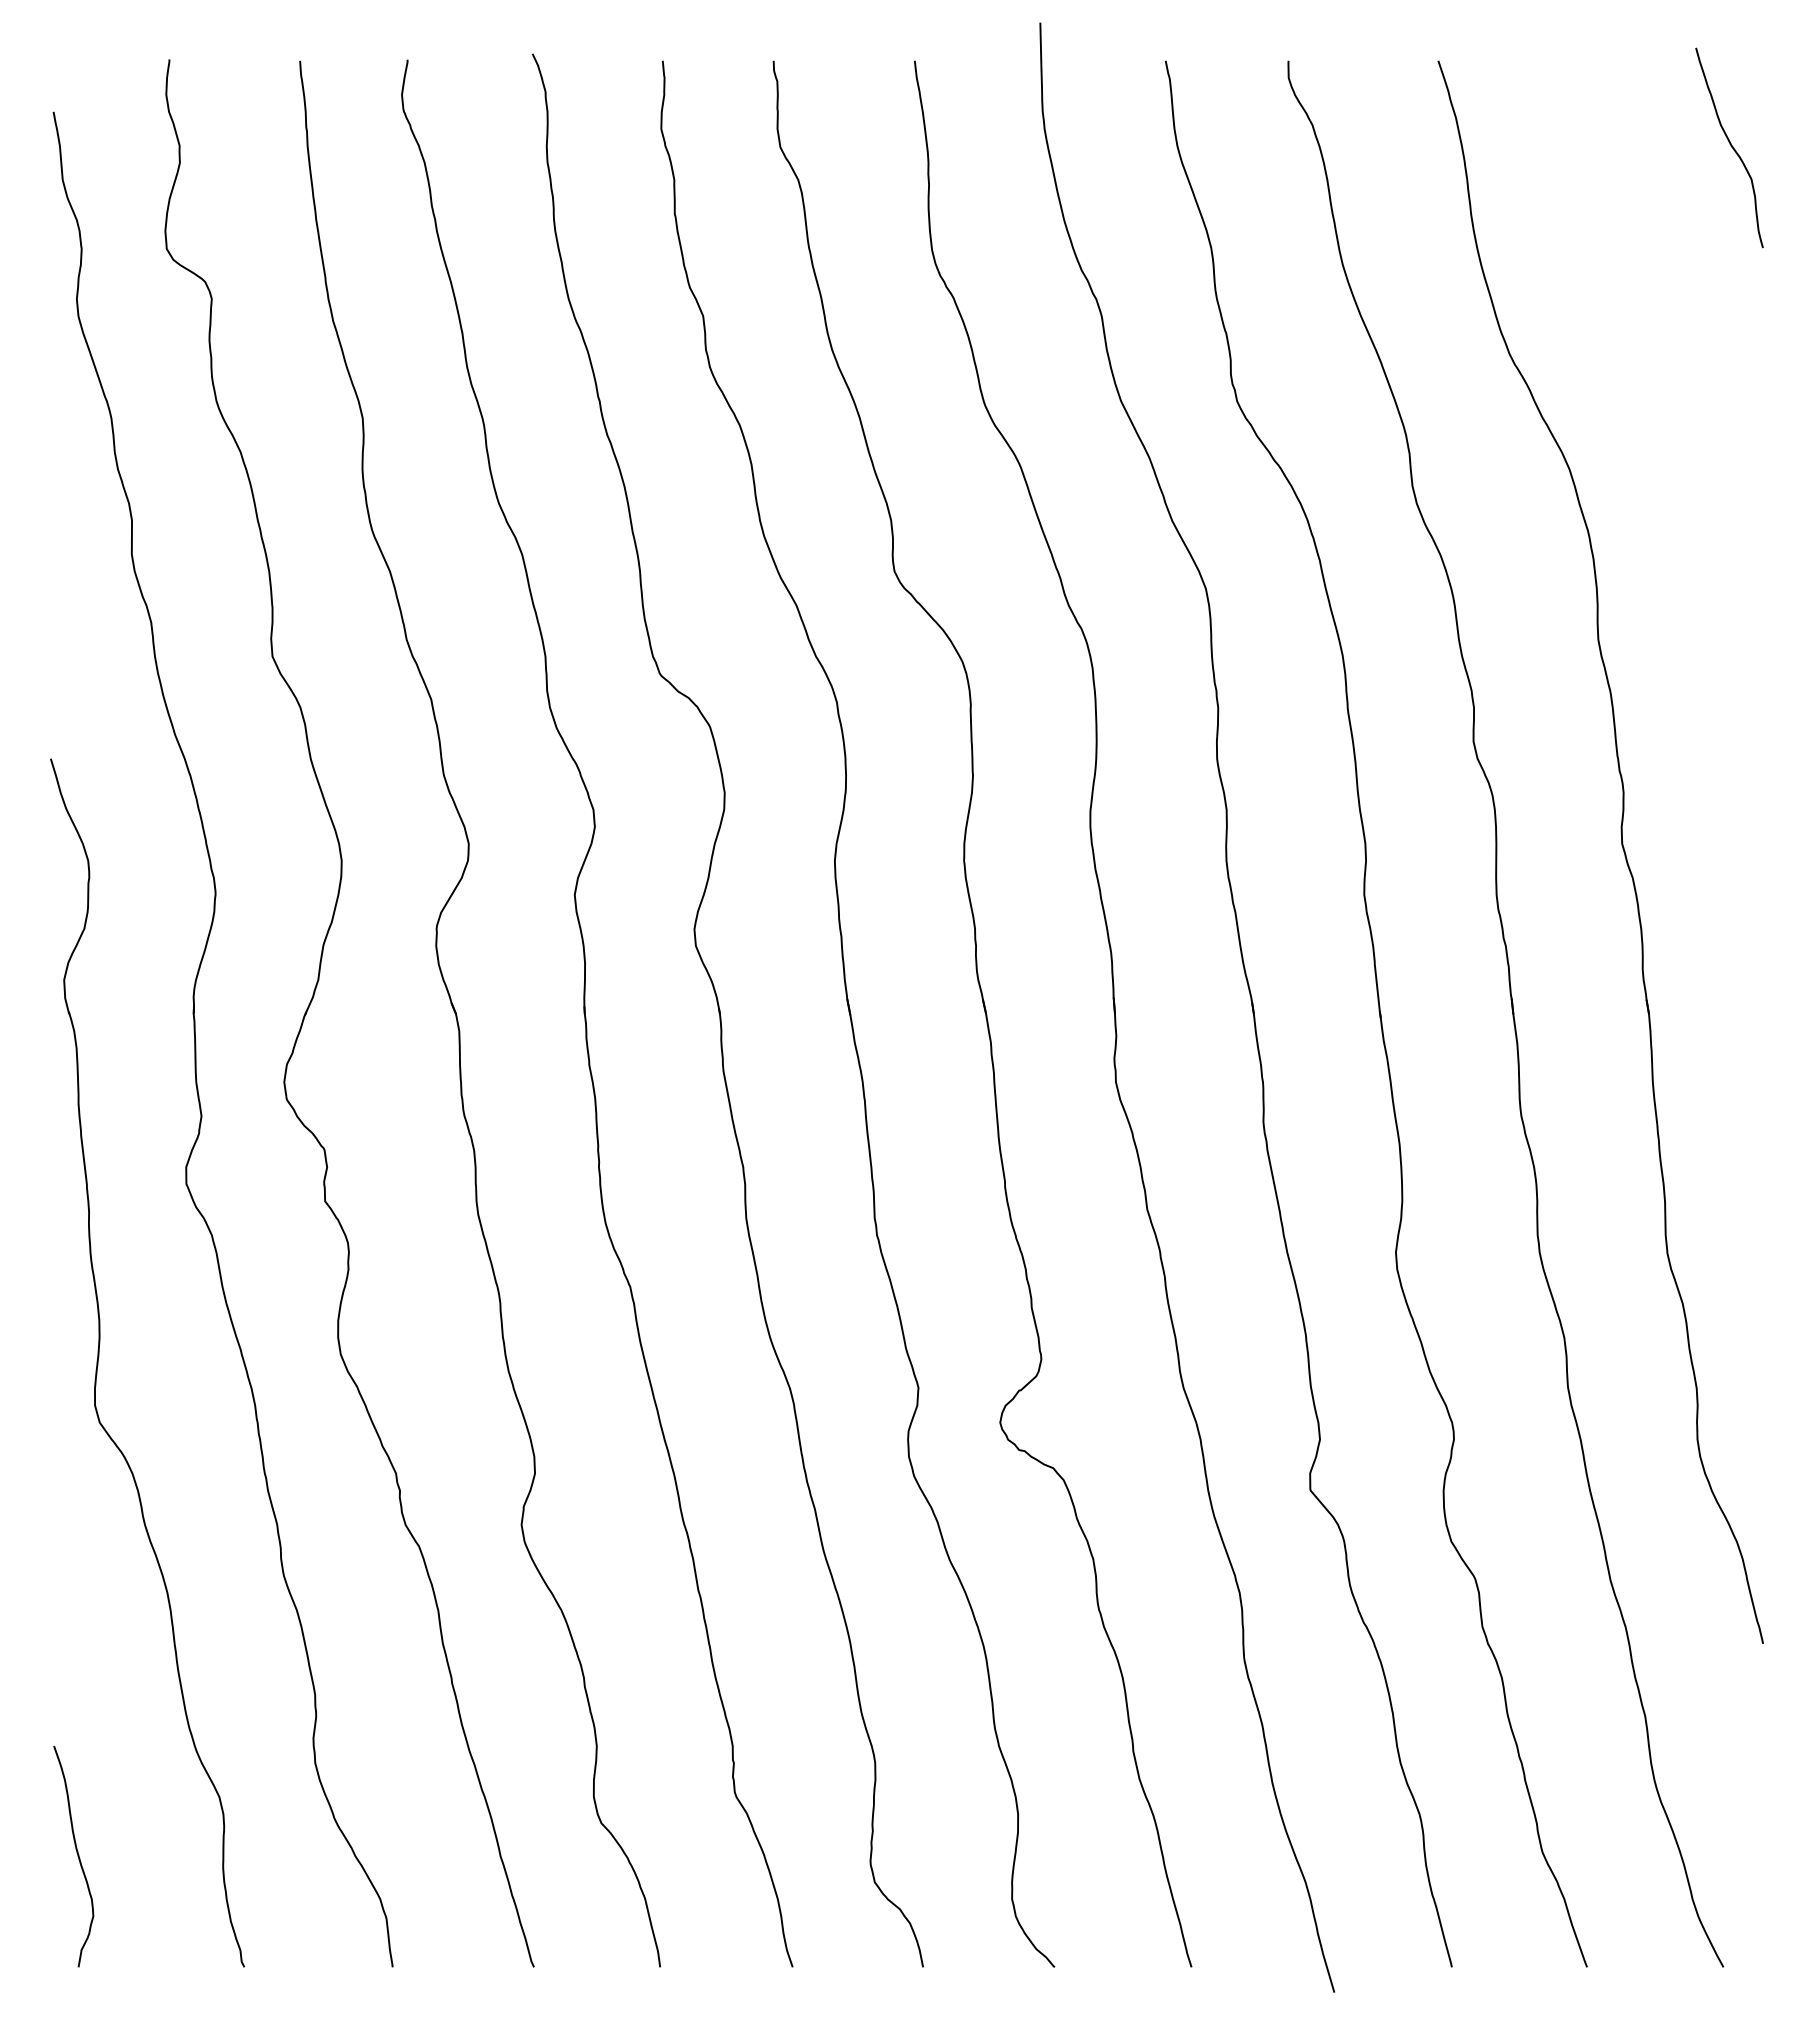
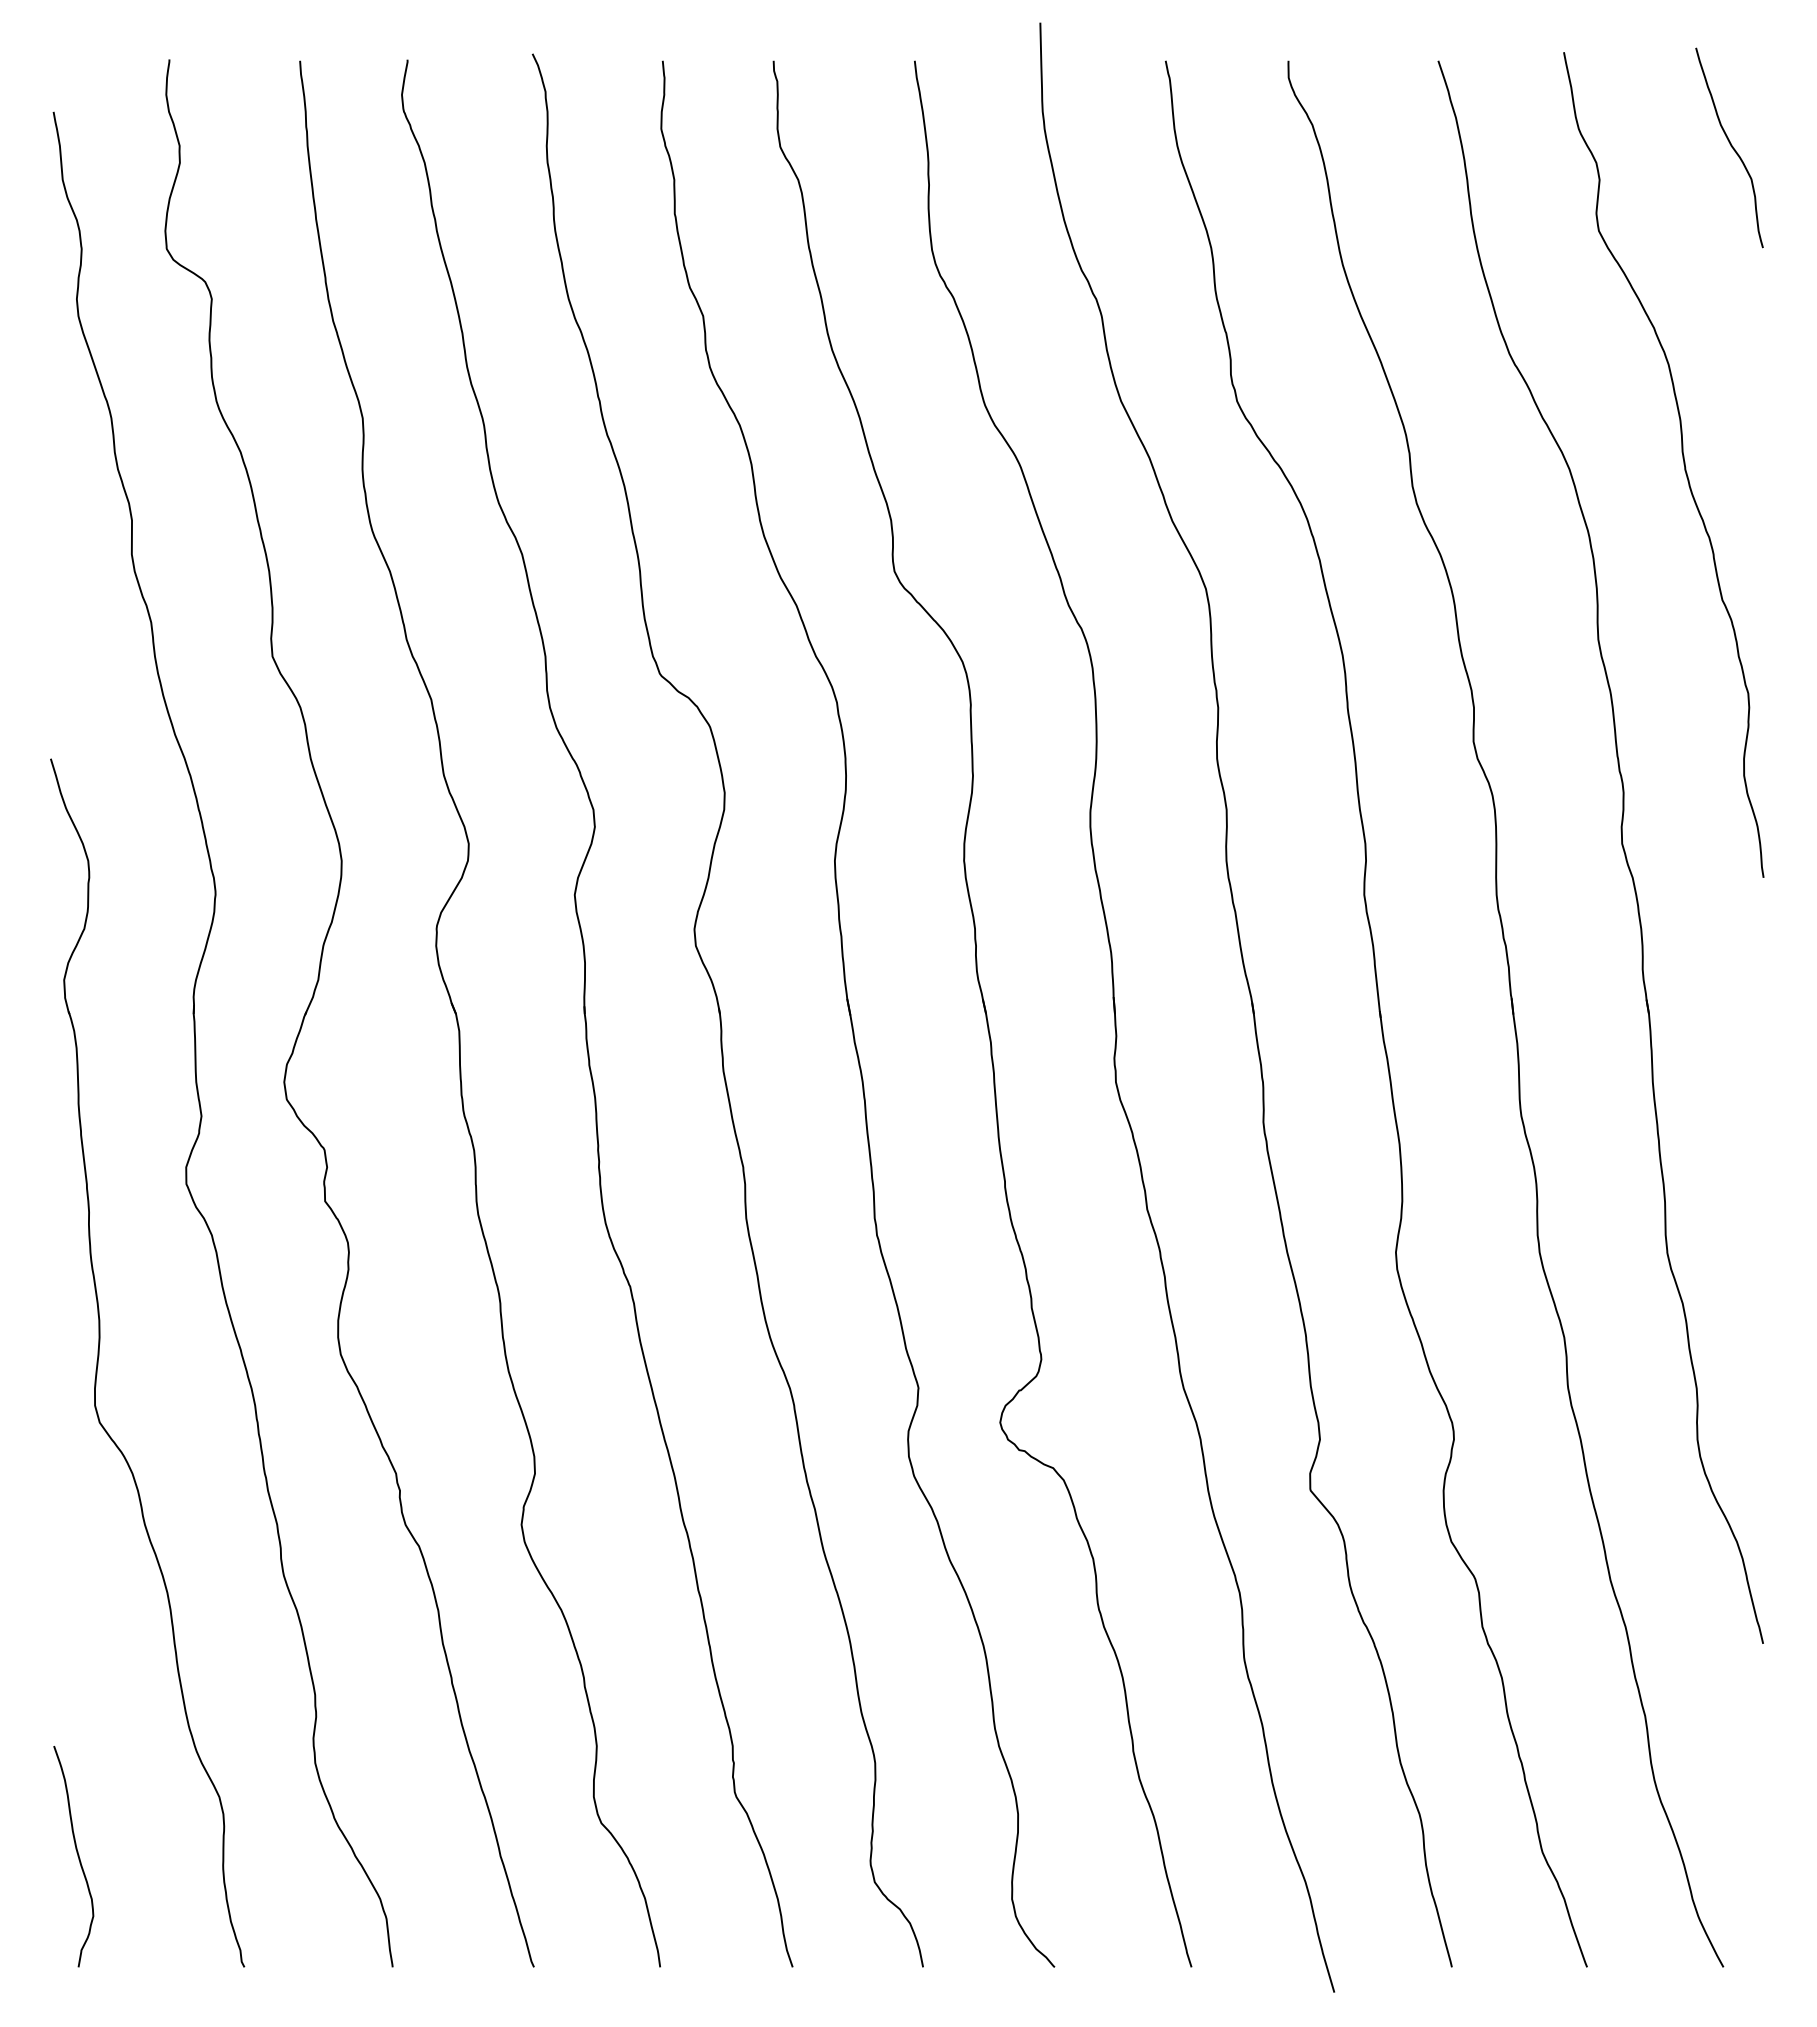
curve: none -> present (1682, 458)
